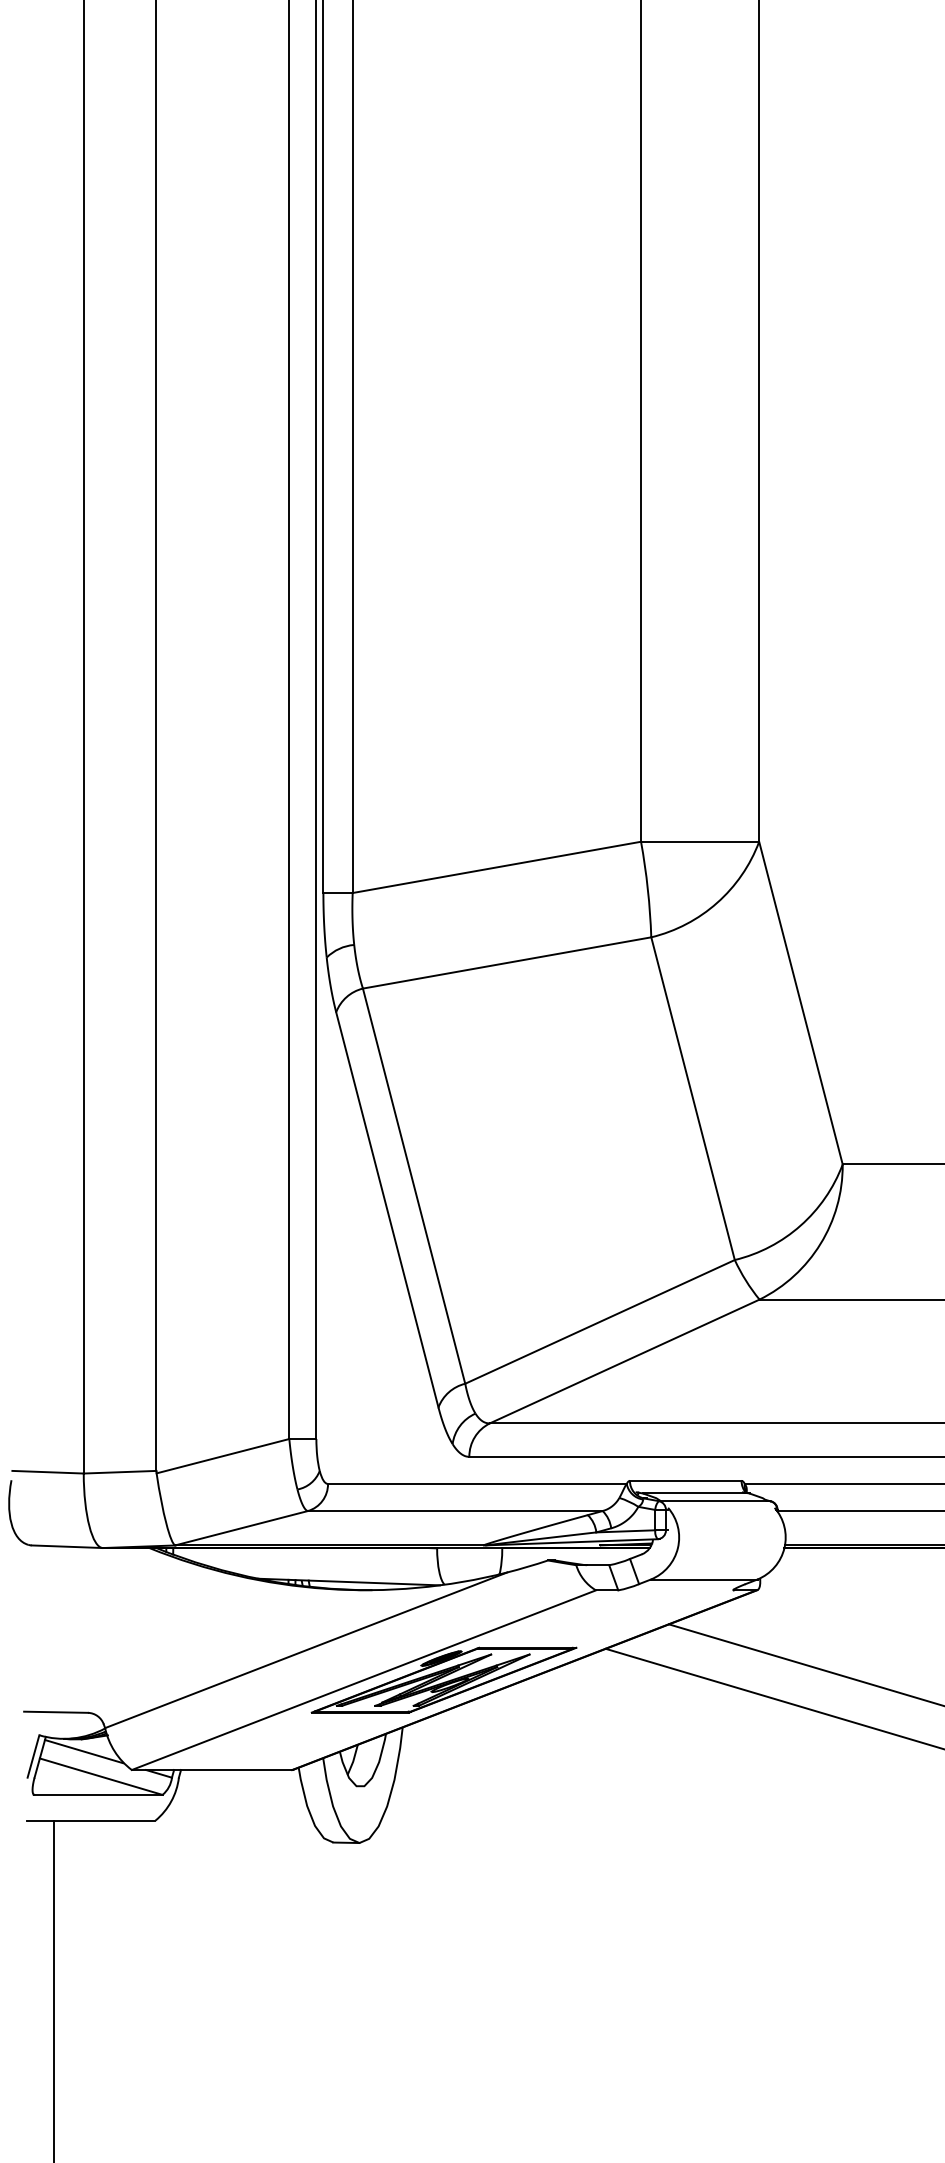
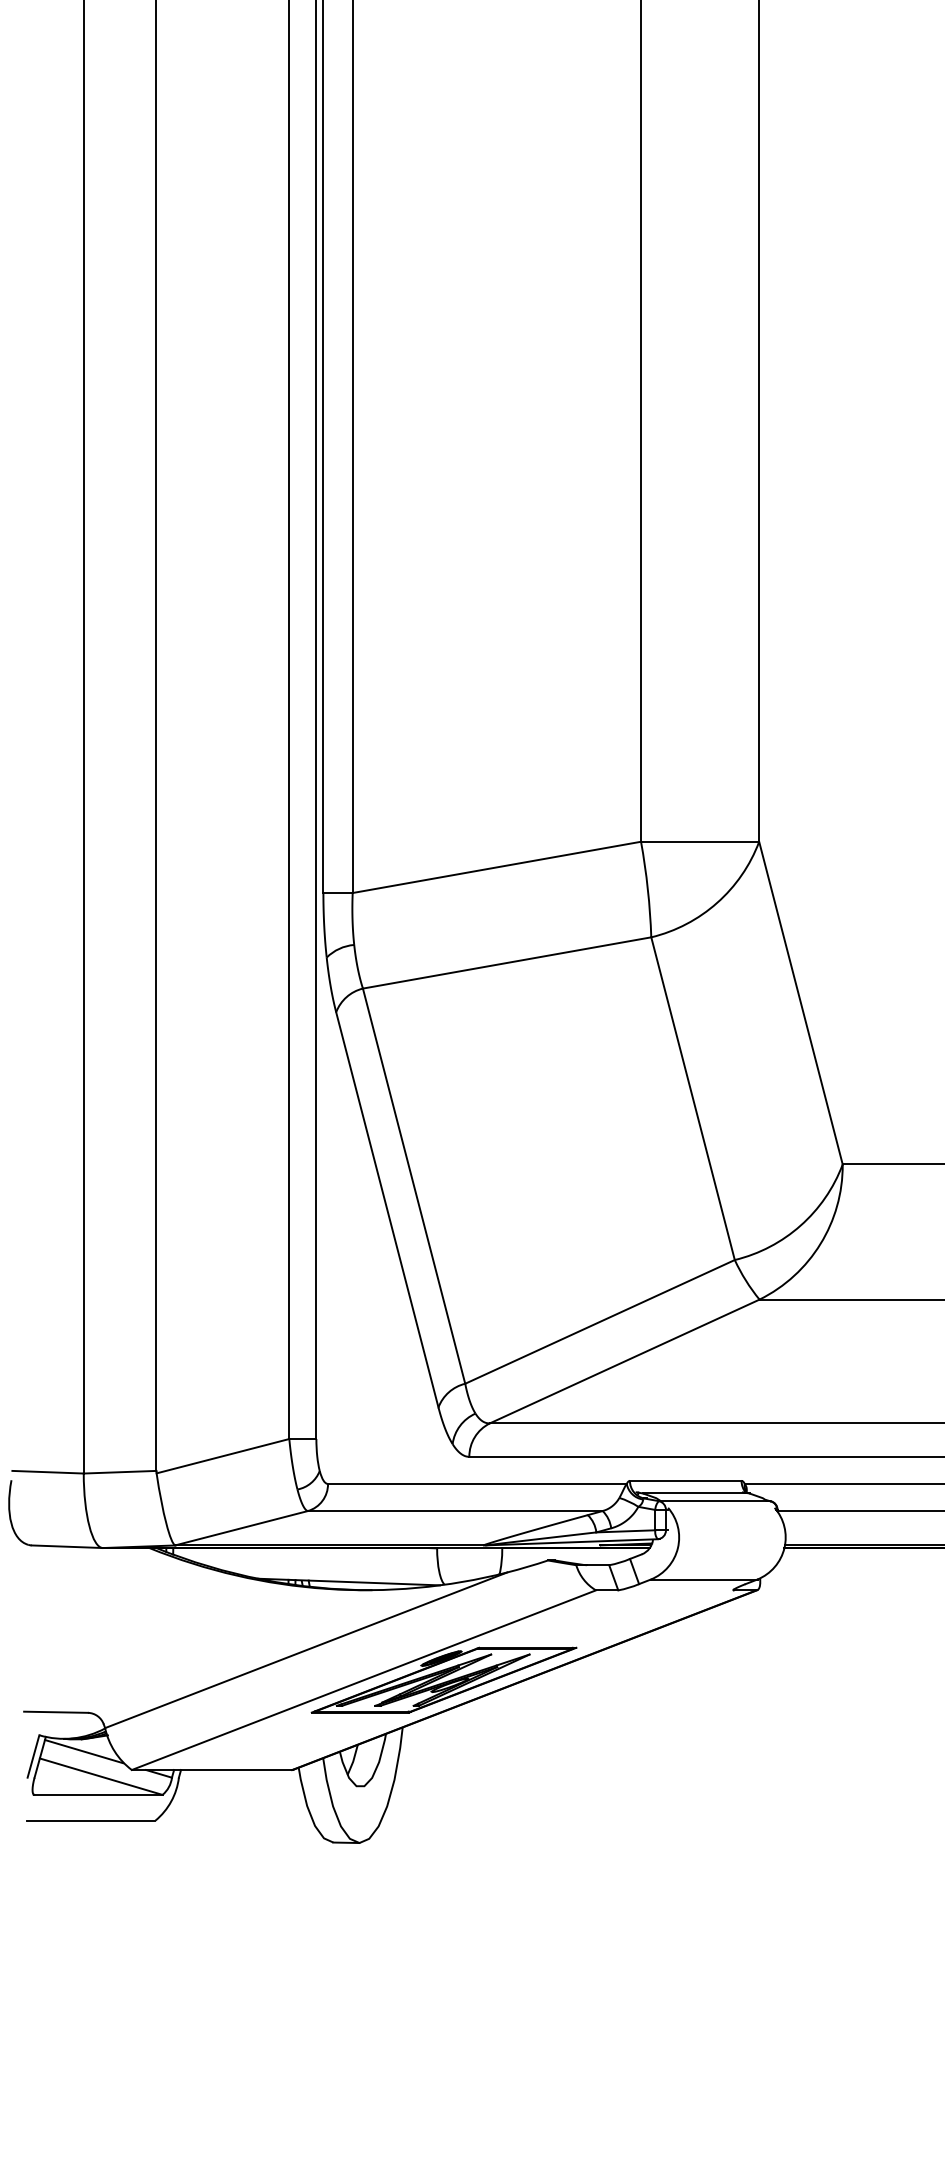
line: present -> none (805, 1664)
line: present -> none (773, 1698)
line: present -> none (54, 1989)
